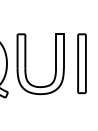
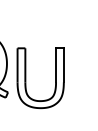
part: present -> none (81, 63)
part position: (26, 64) -> (26, 78) (26, 78)
